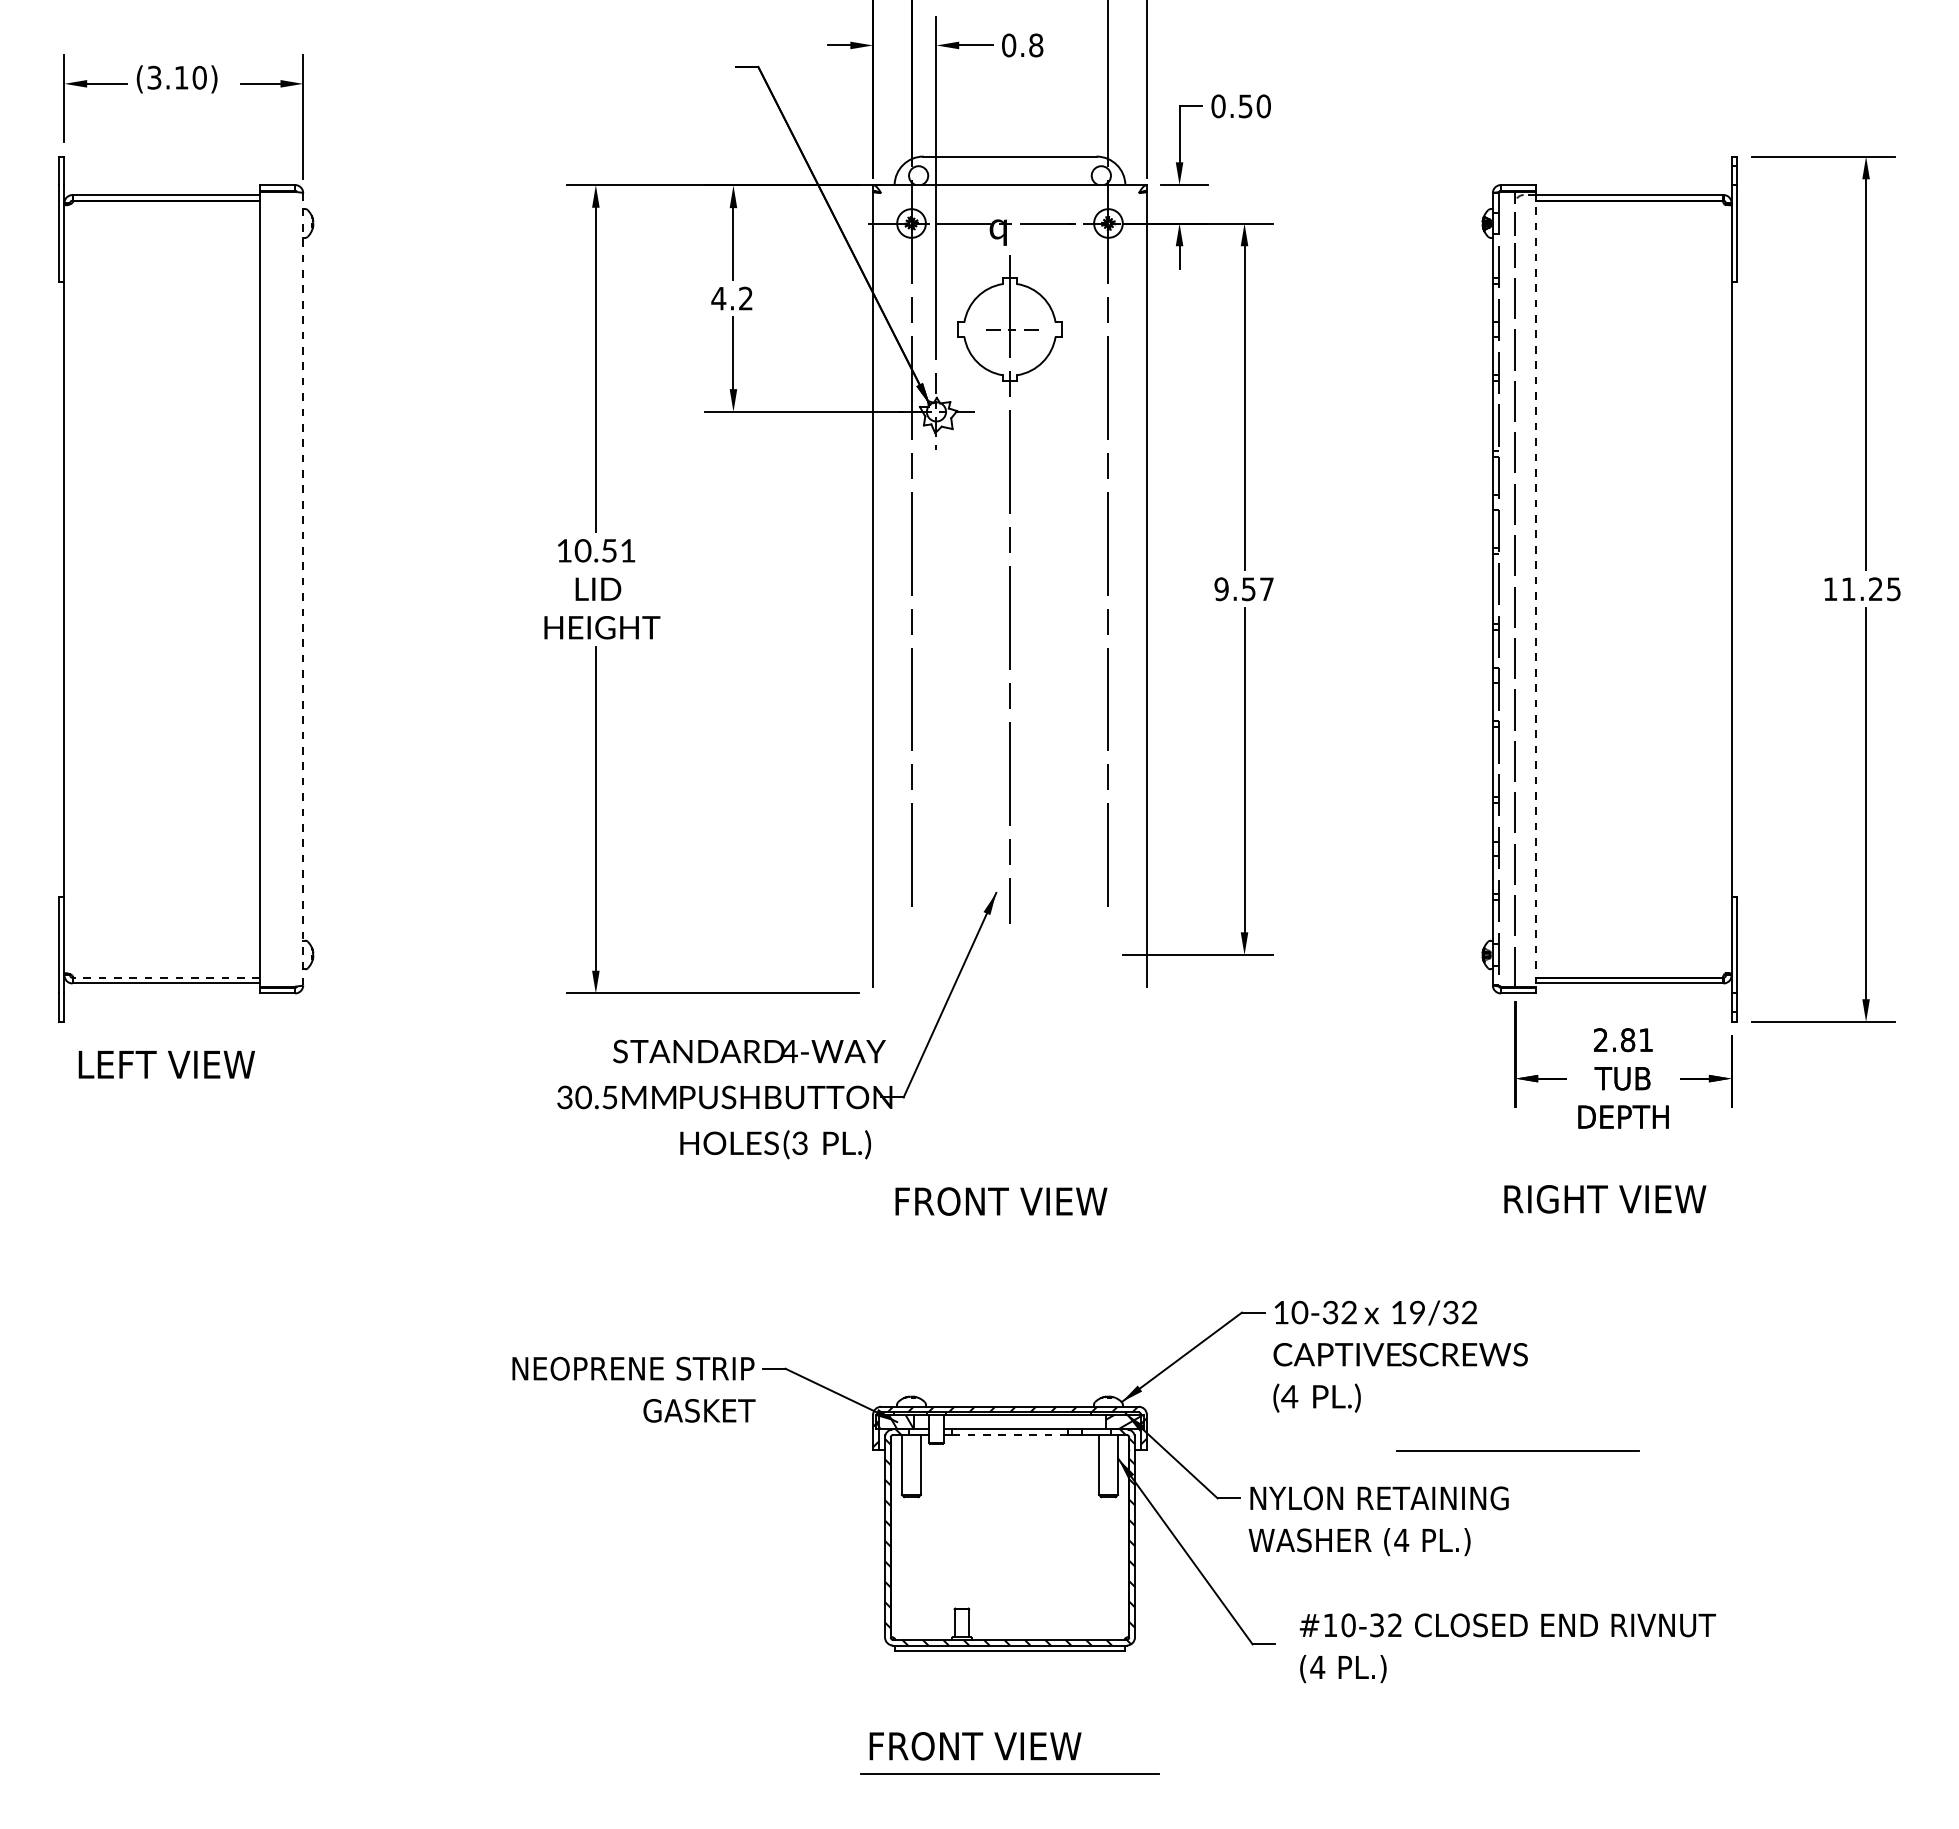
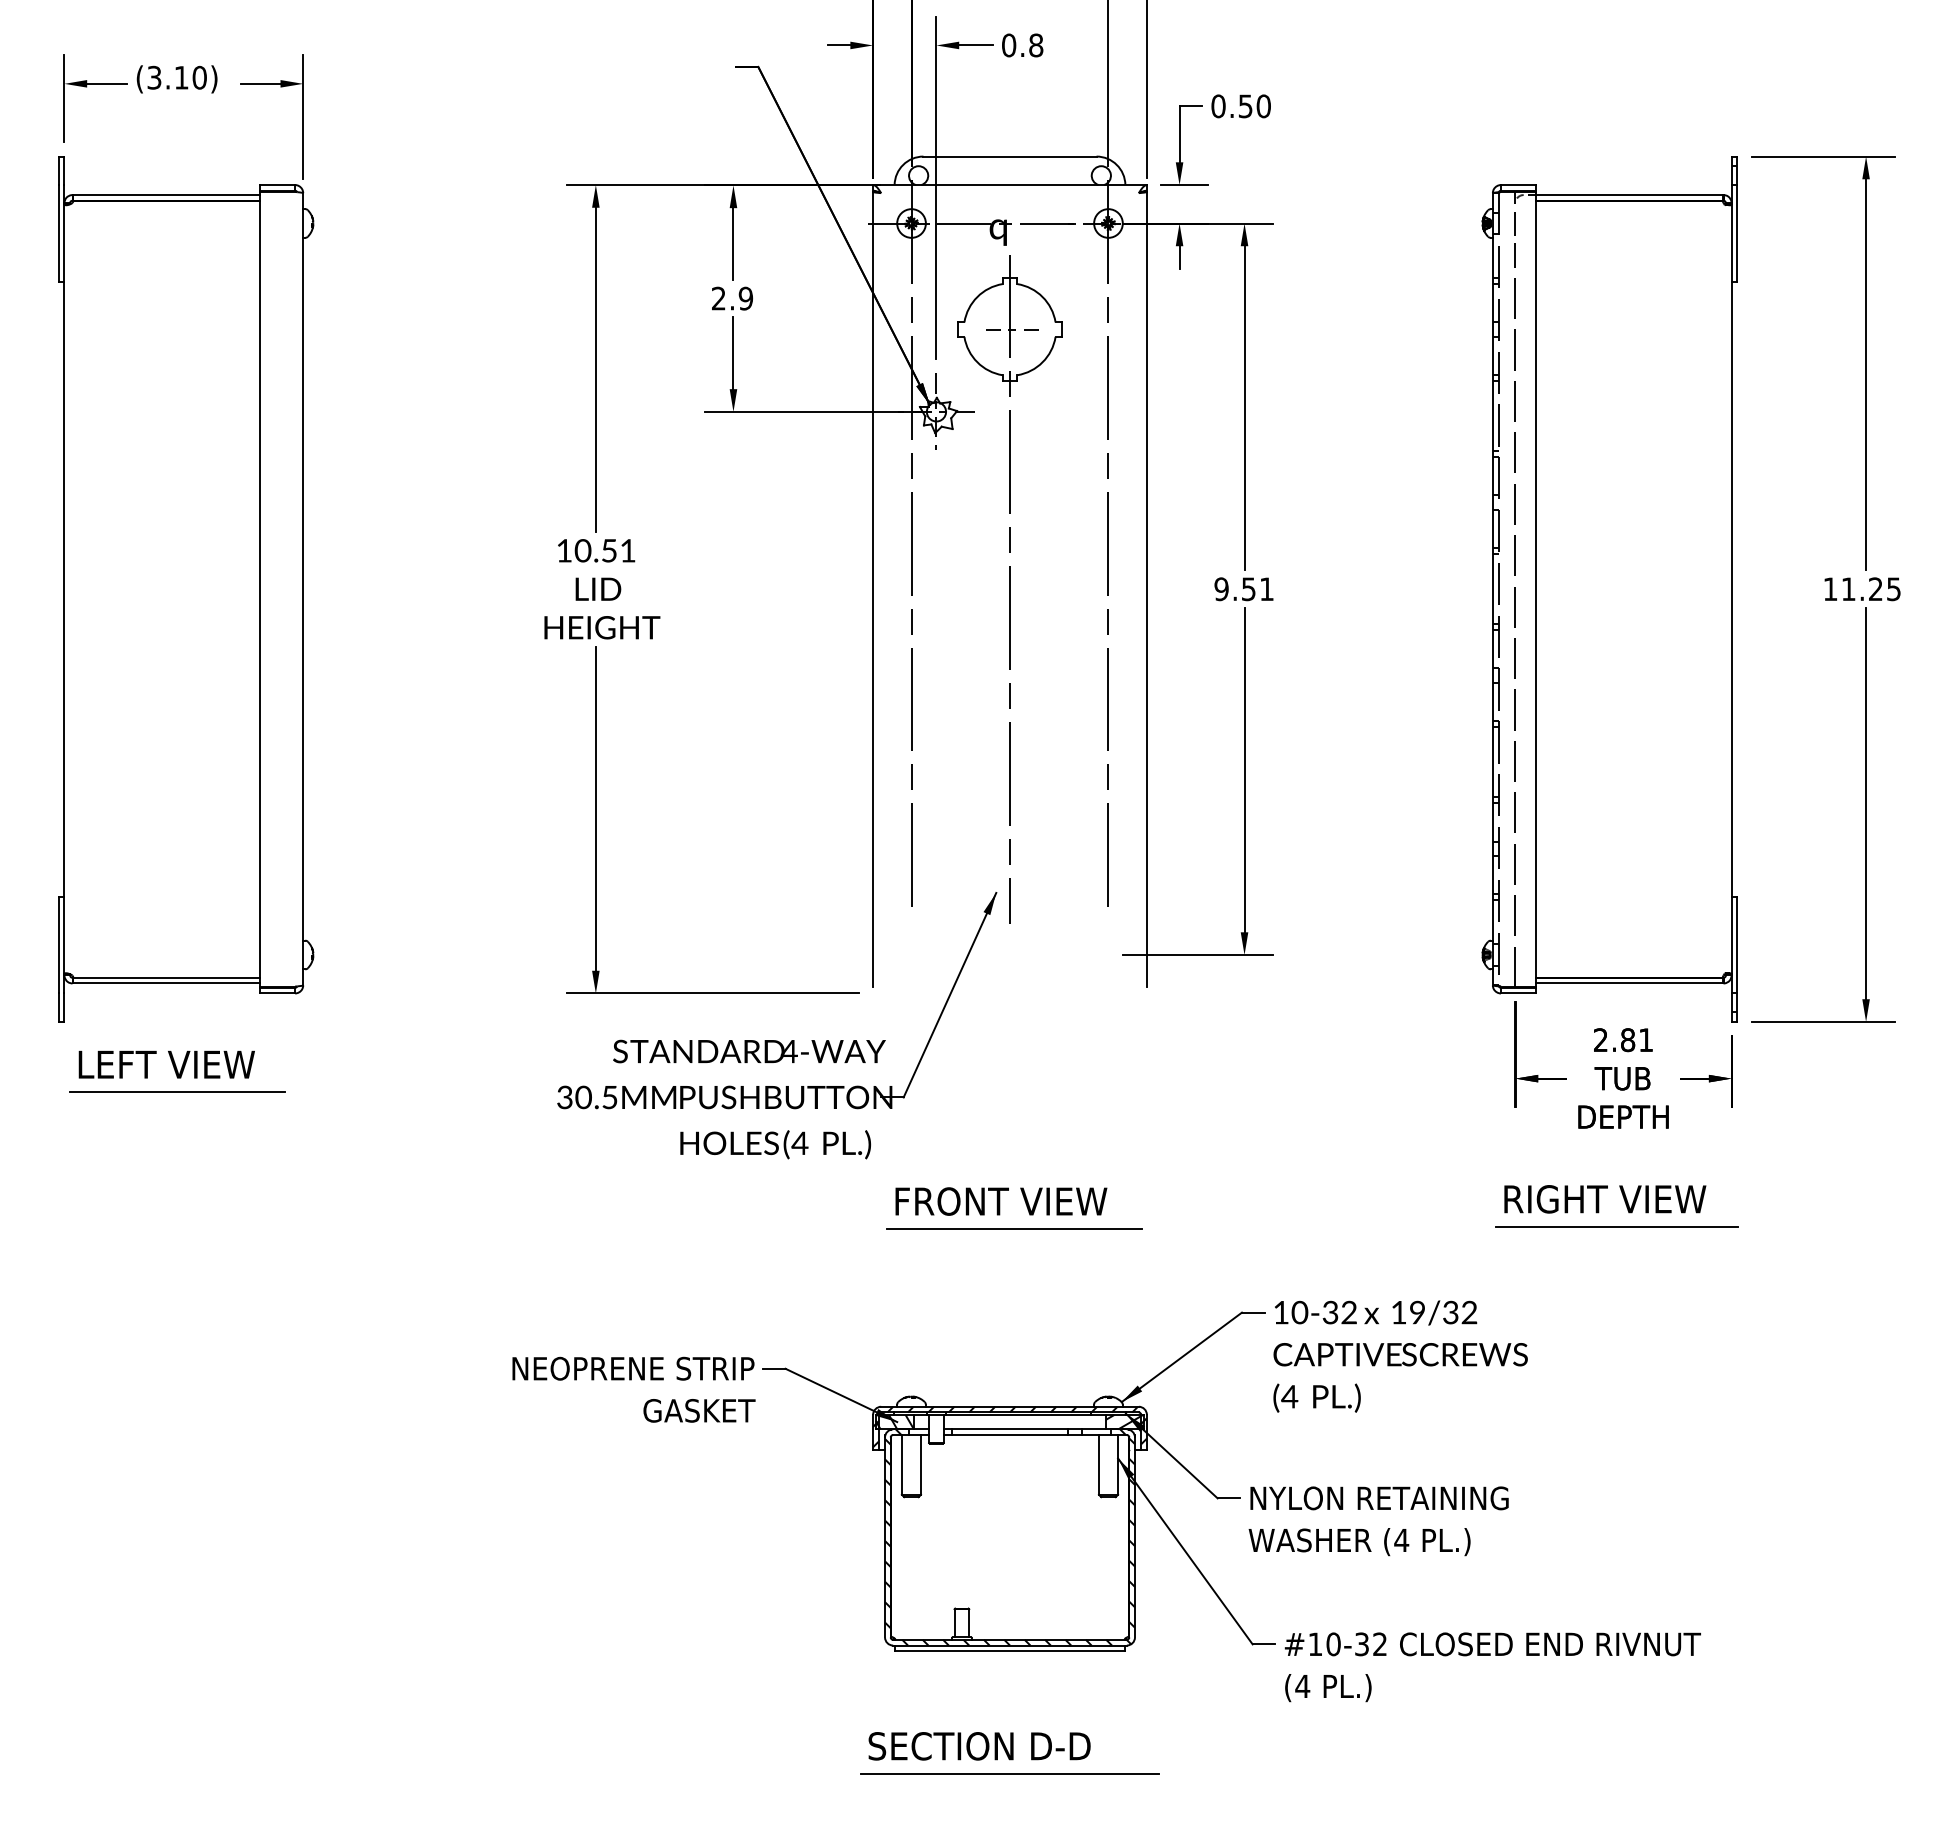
text: 4.2 -> 2.9 (732, 298)
text: 9.57 -> 9.51 (1266, 588)
line: dashed -> solid (303, 589)
line: dashed -> solid (1535, 589)
line: dashed -> solid (166, 977)
line: none -> present (177, 1092)
text: (3 -> (4 (799, 1143)
line: none -> present (1013, 1229)
line: dashed -> solid (1009, 1435)
line position: (1517, 1450) -> (1616, 1226) (1616, 1226)
text position: (1507, 1648) -> (1492, 1667) (1492, 1667)
text: FRONT VIEW -> SECTION D-D (979, 1746)
